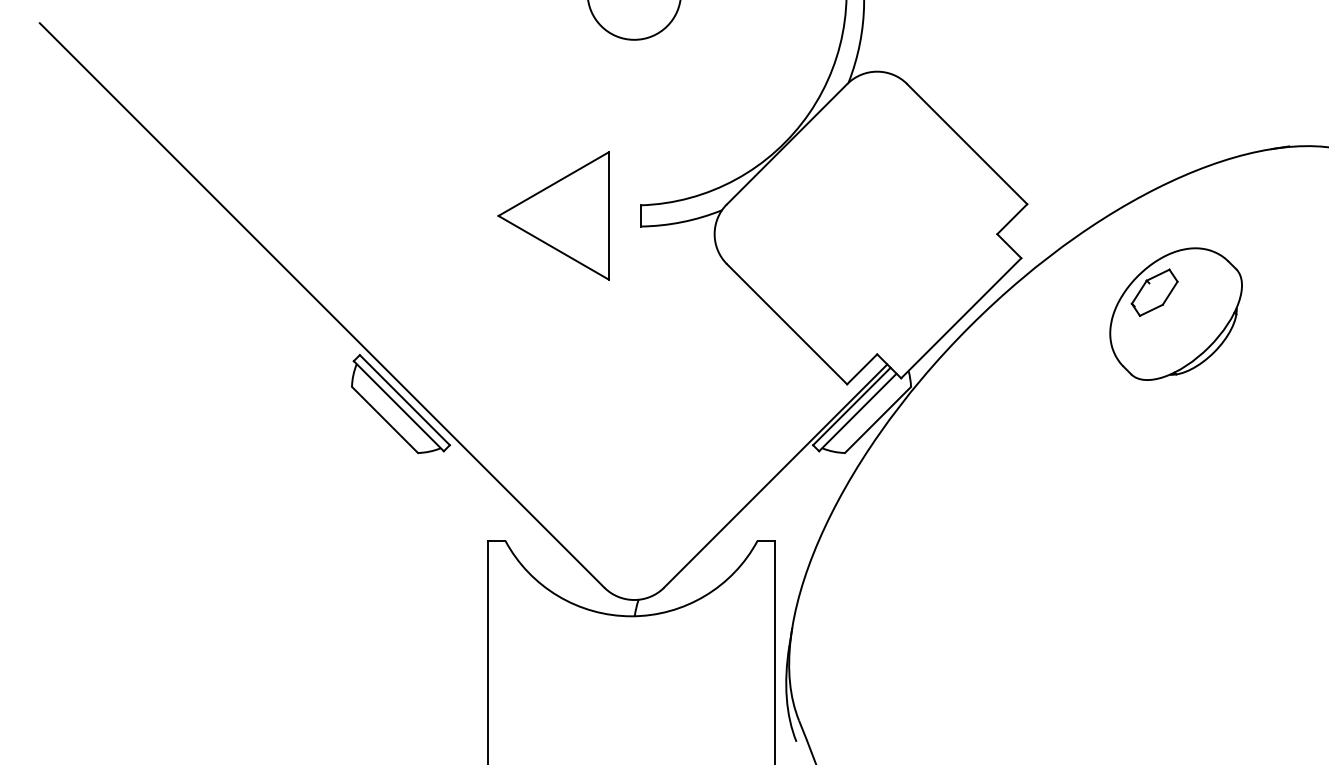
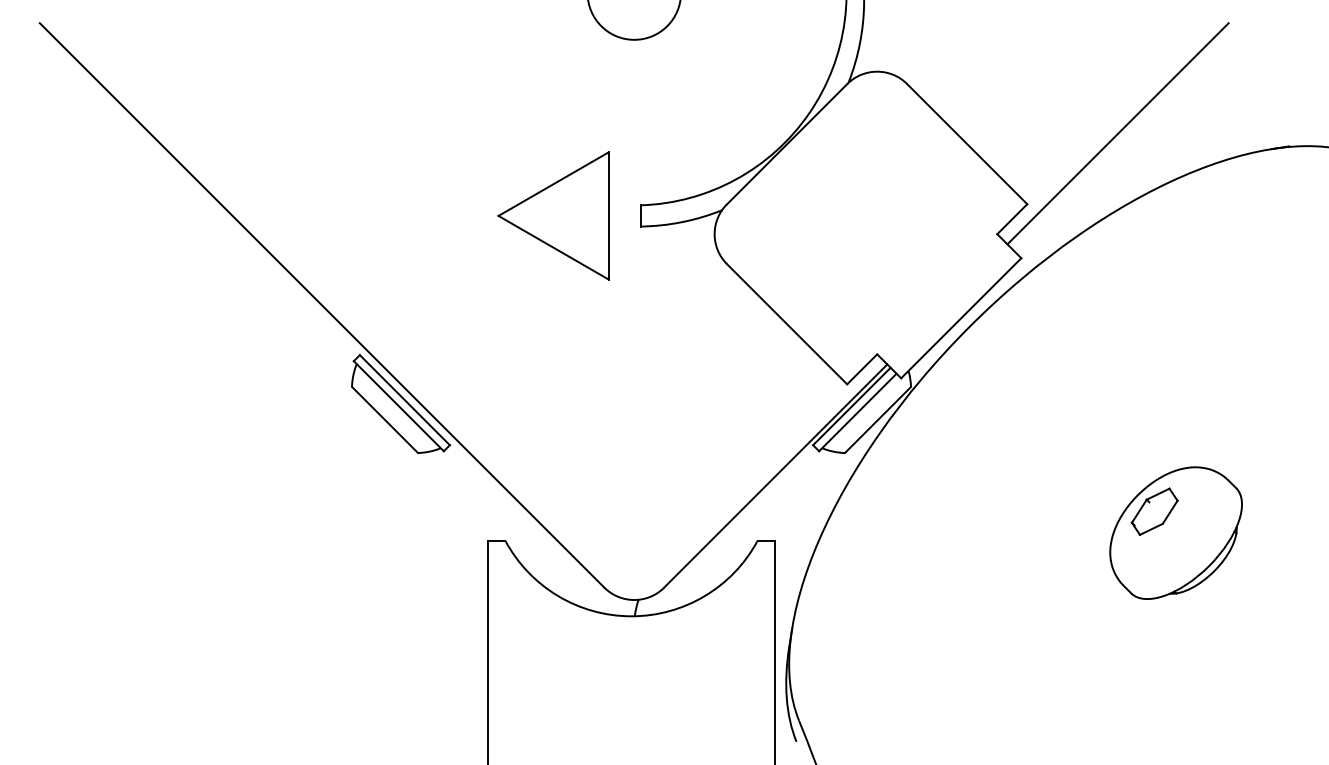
line: none -> present (1117, 133)
part position: (1175, 313) -> (1175, 532) (1175, 532)
